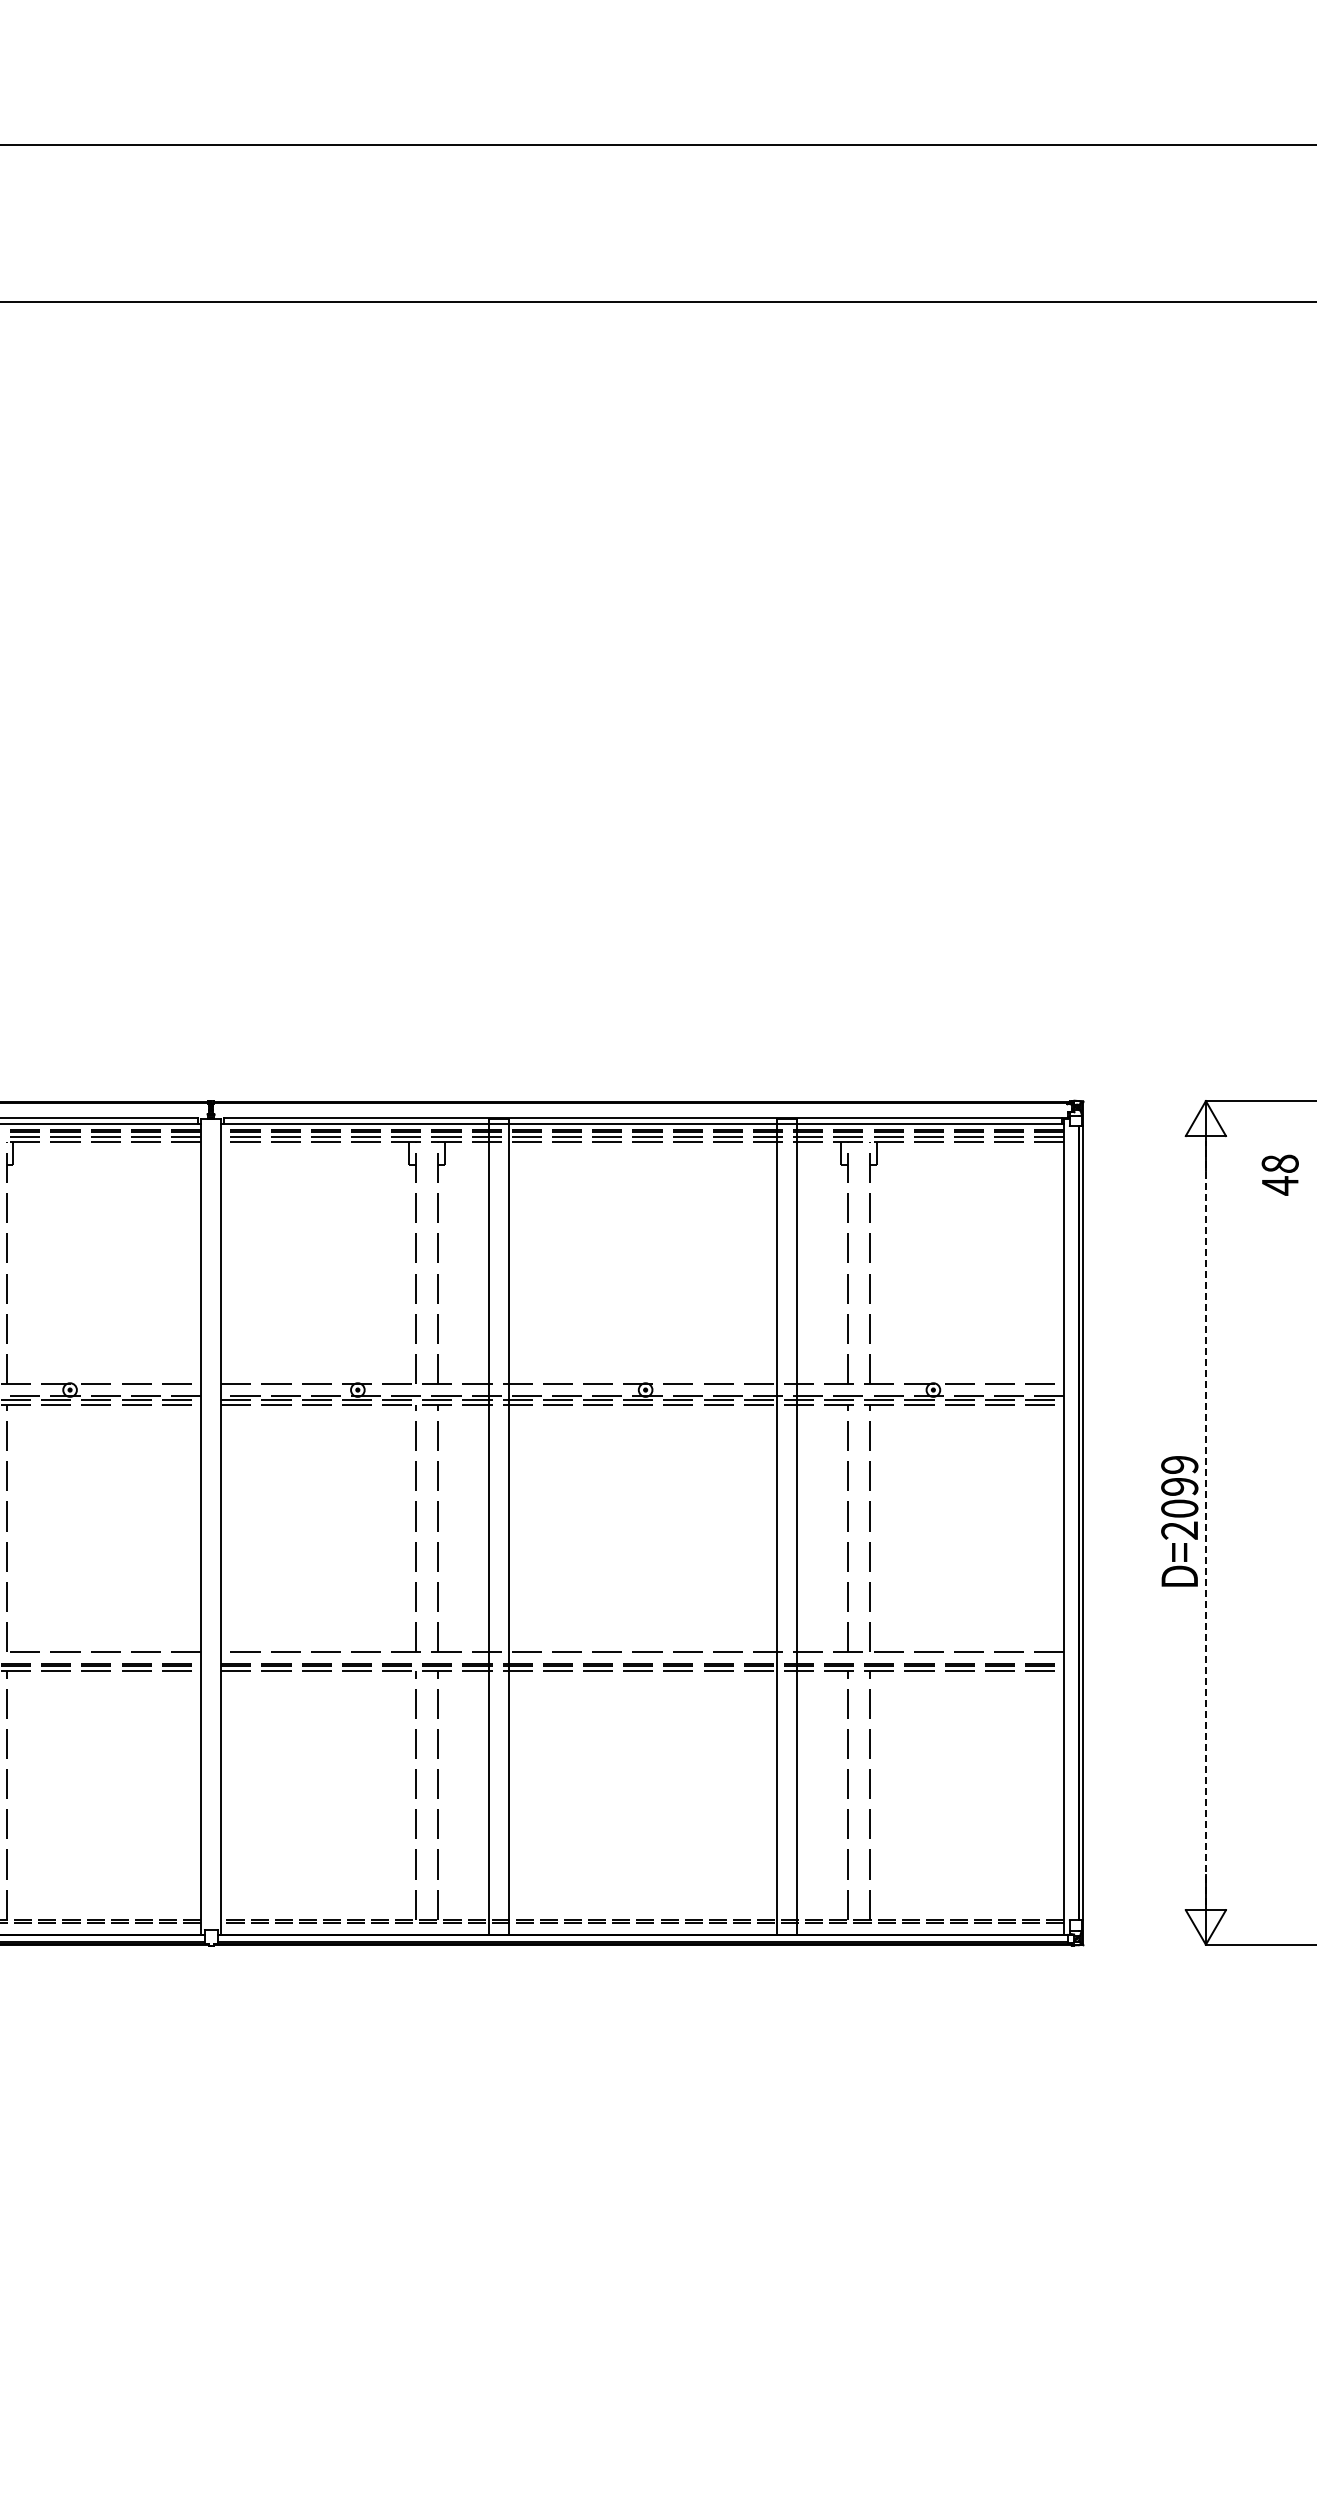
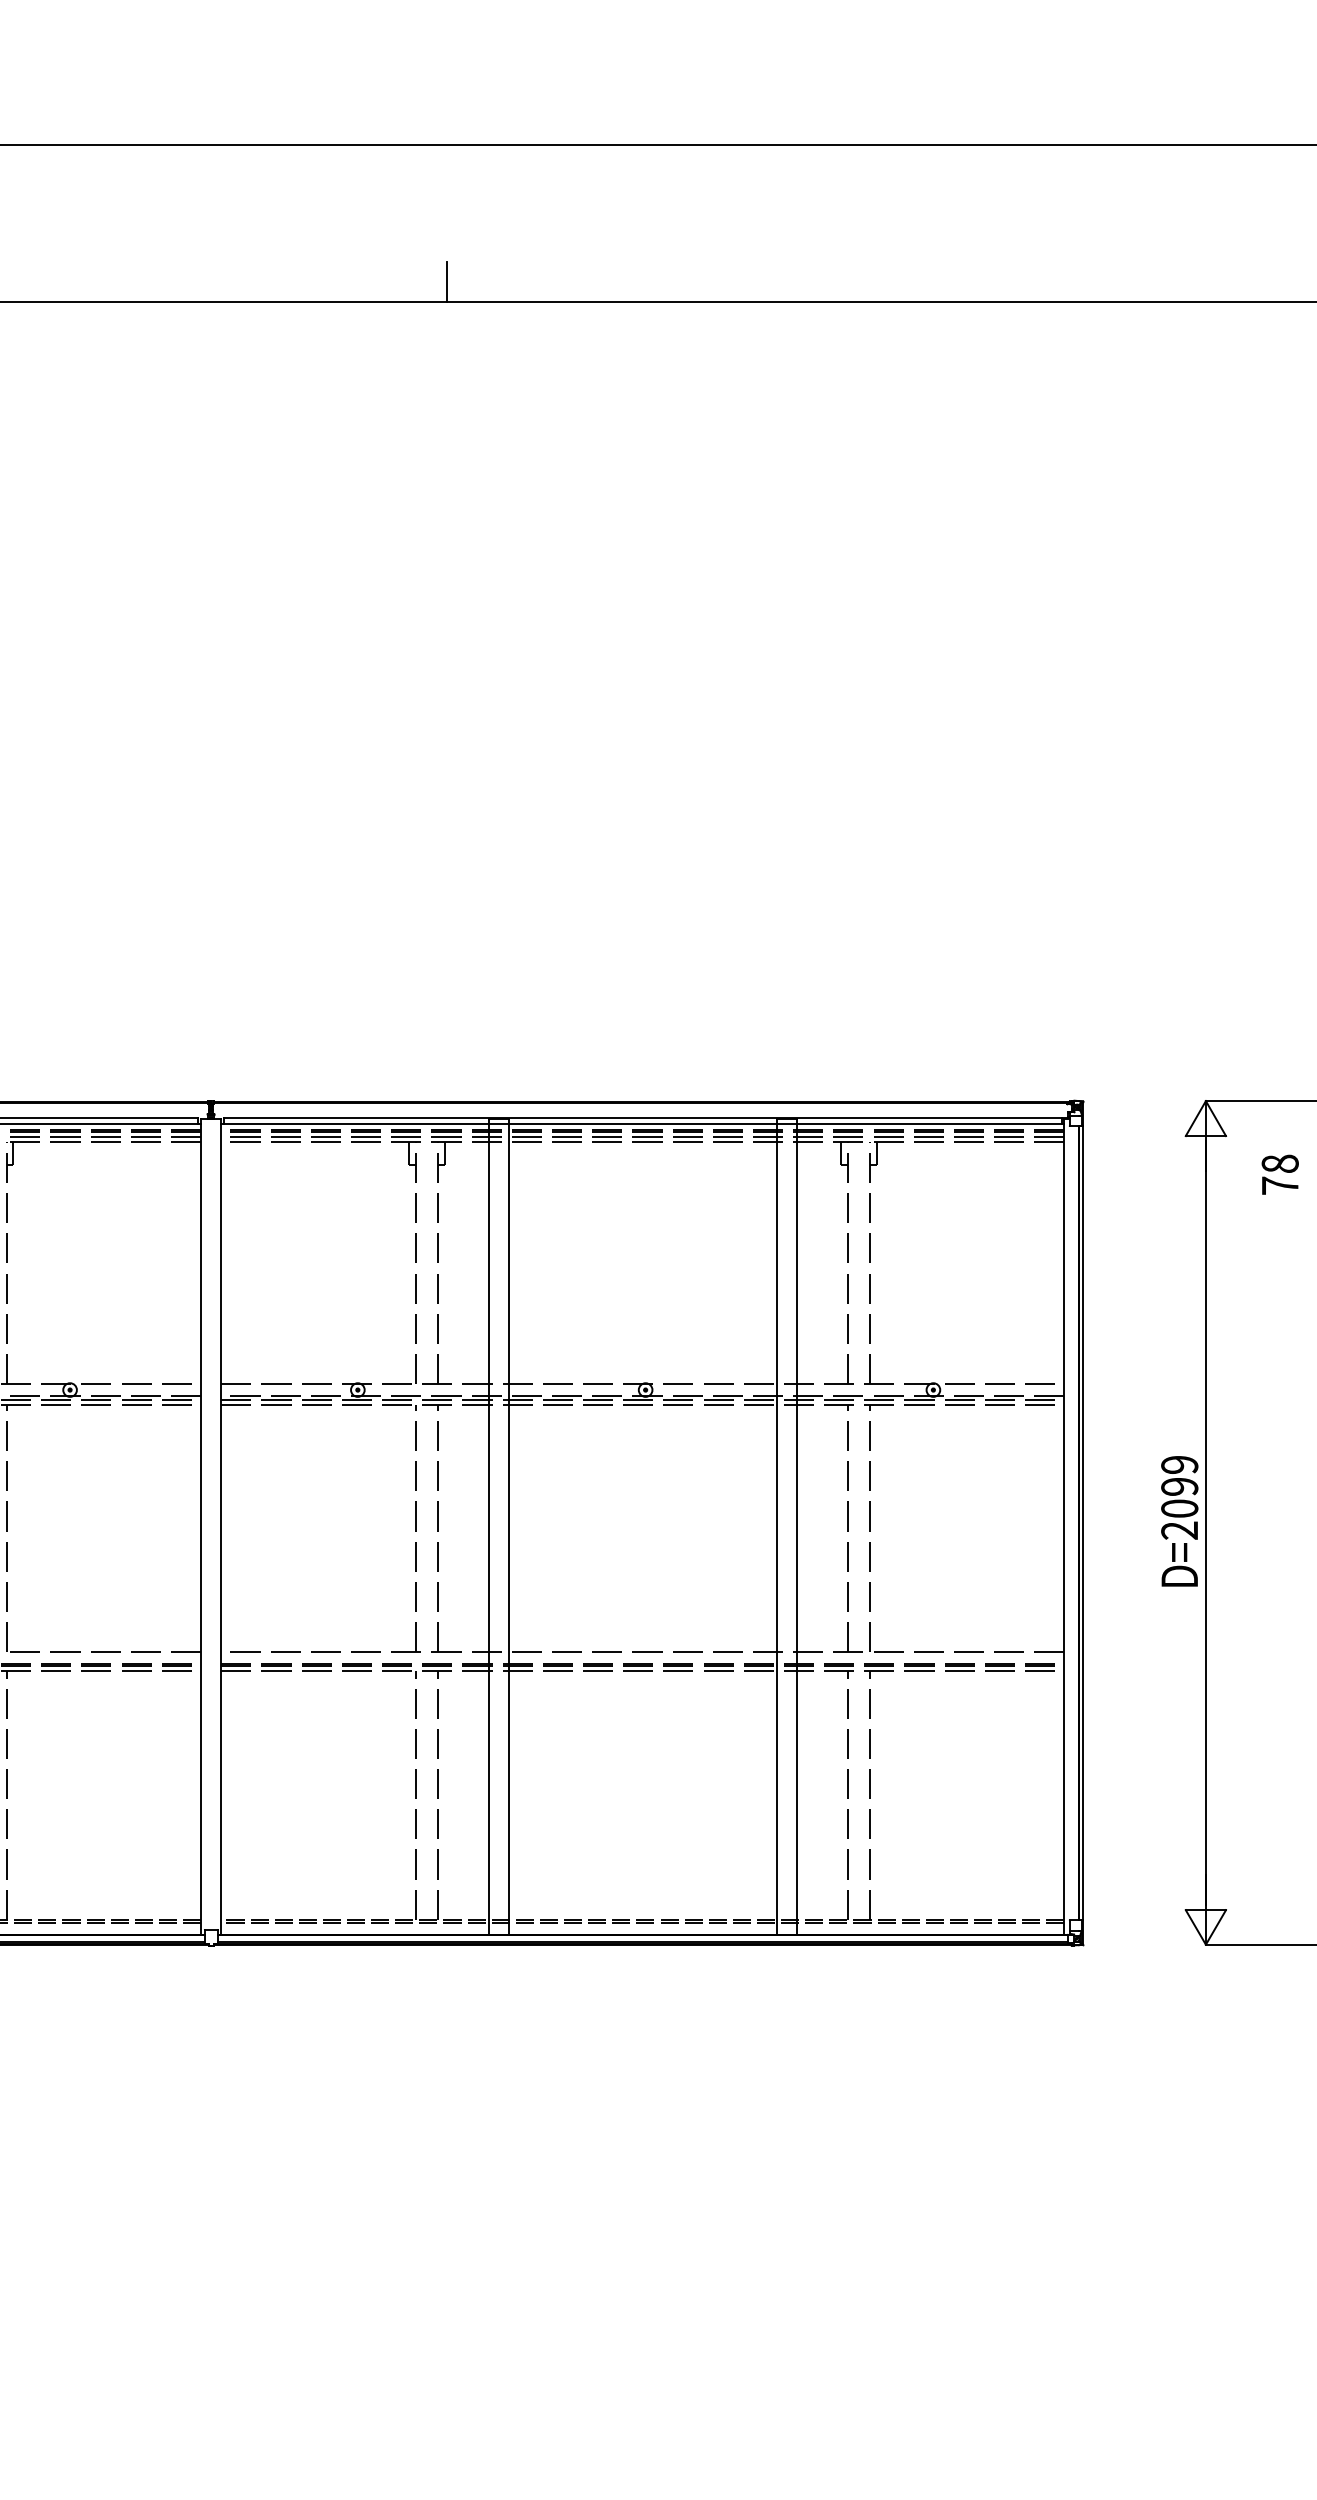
line: none -> present (447, 281)
text: 48 -> 78 (1280, 1185)
line: dashed -> solid (1205, 1522)
